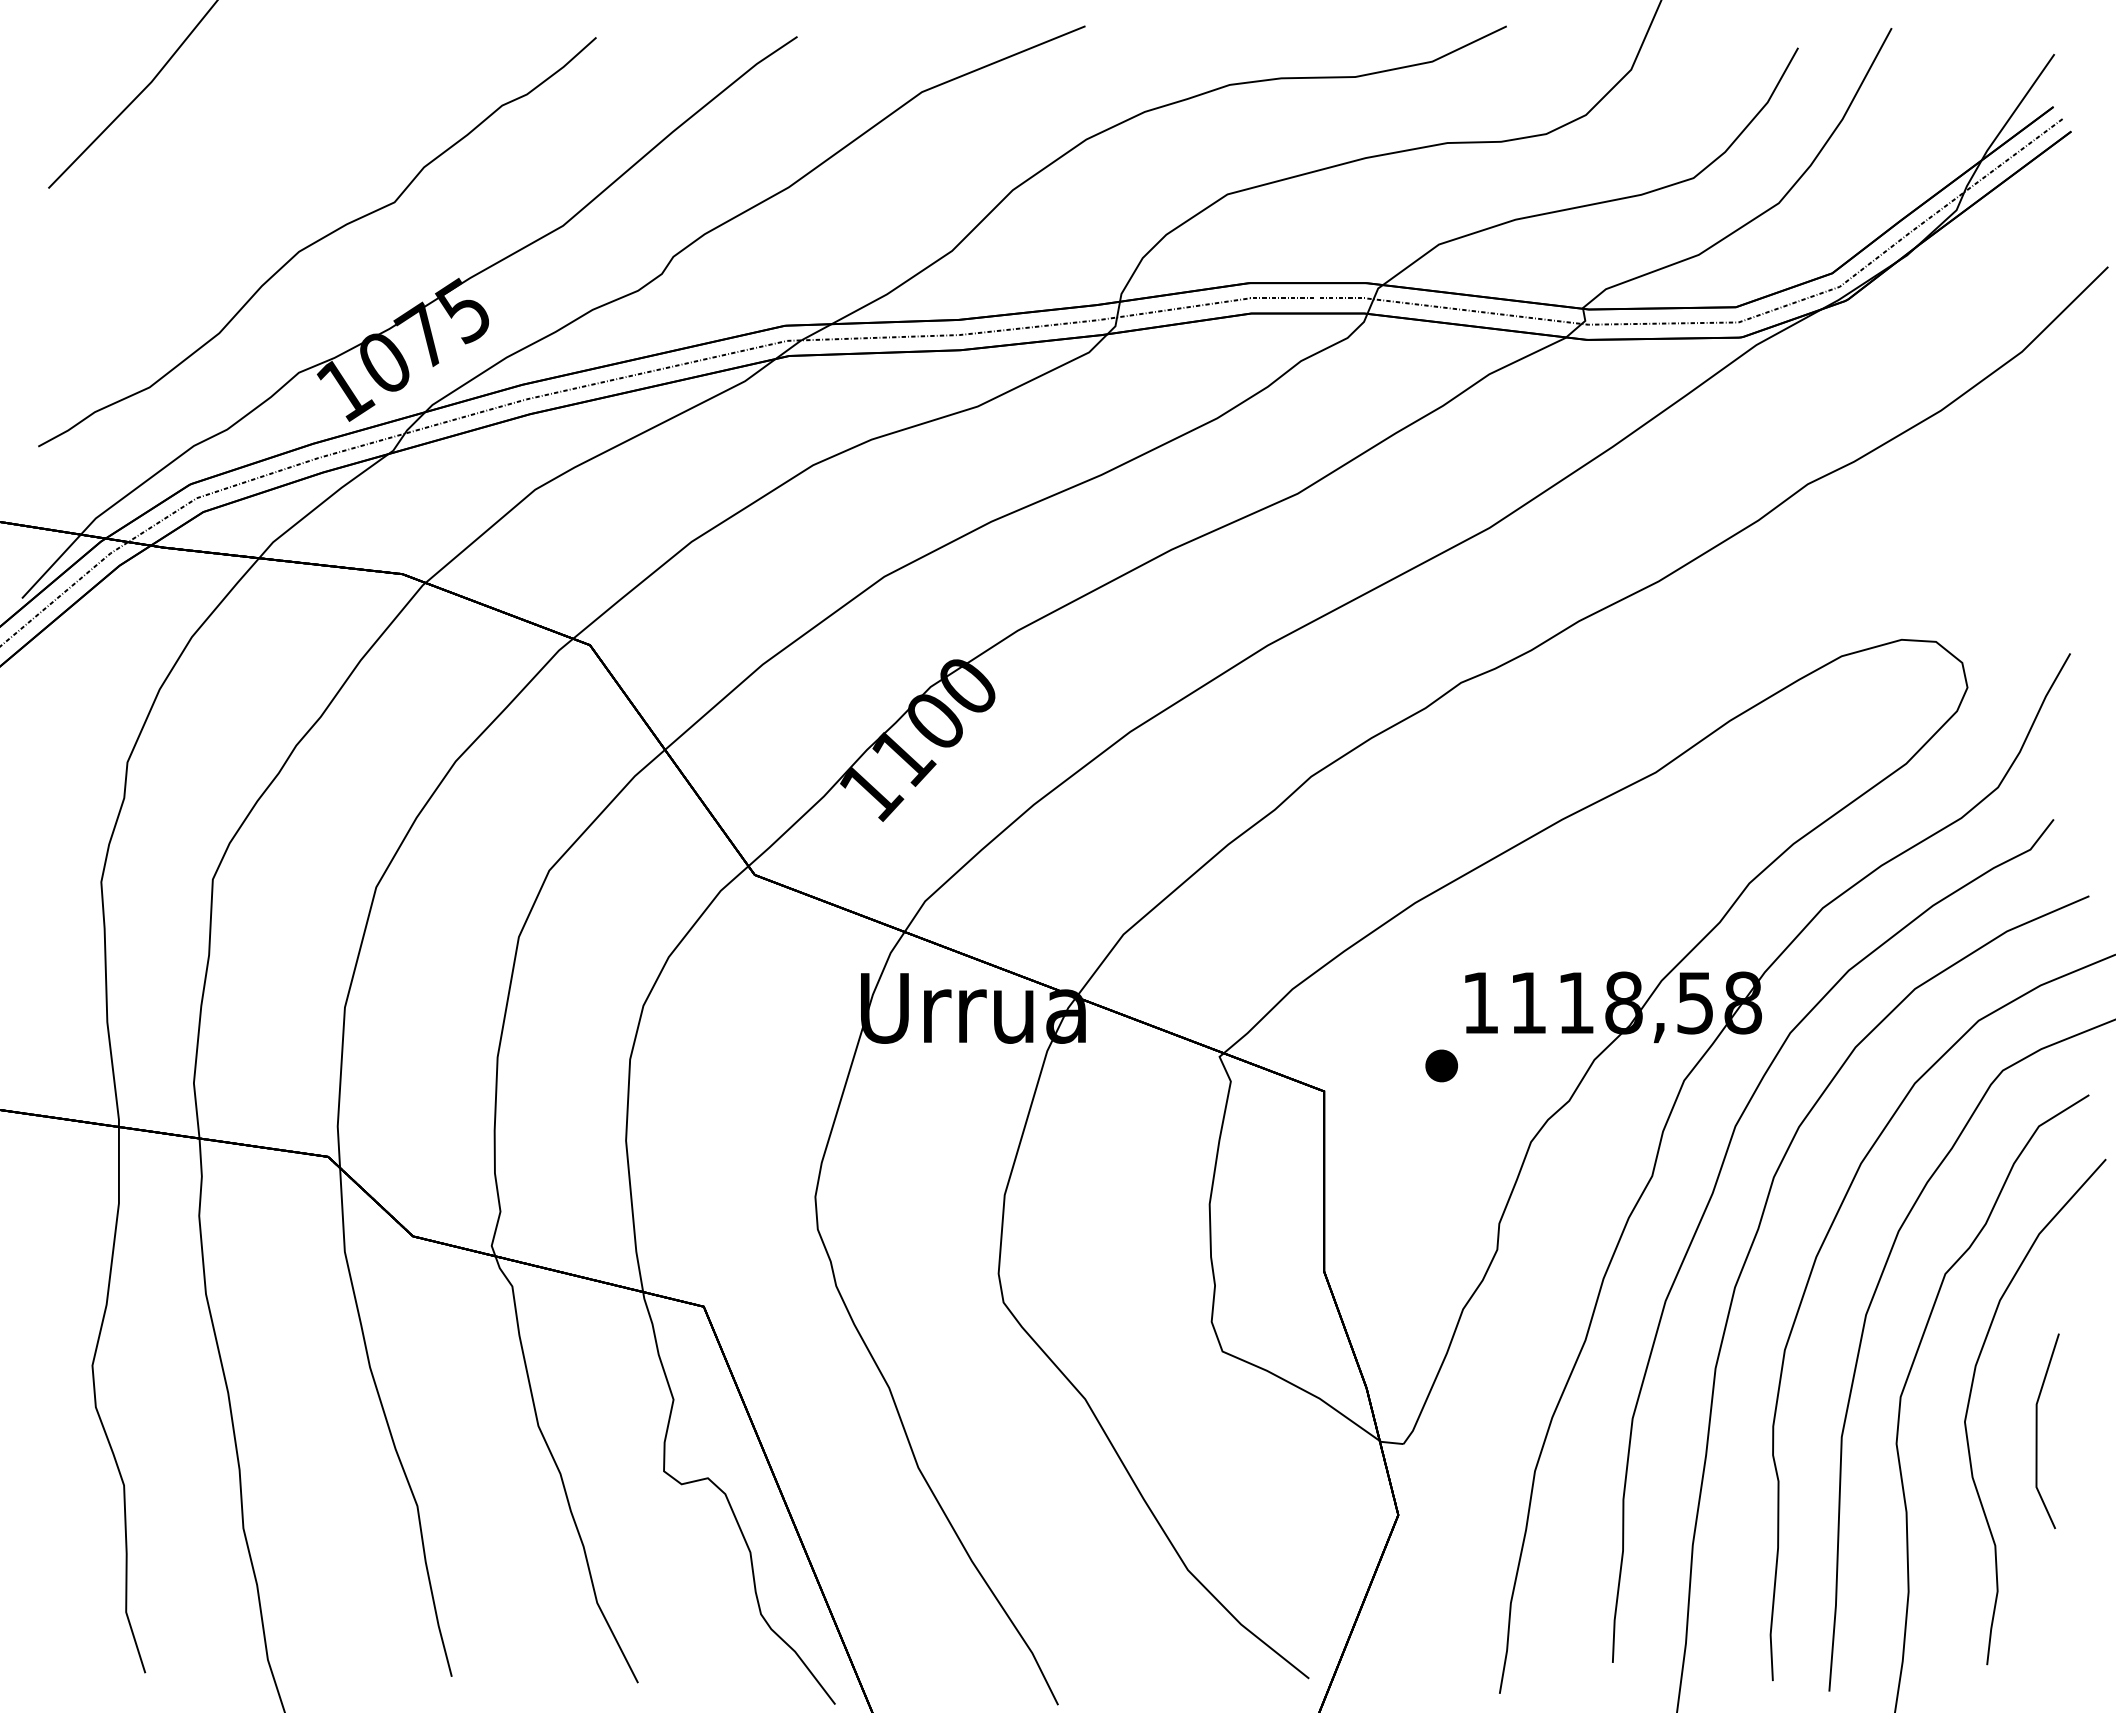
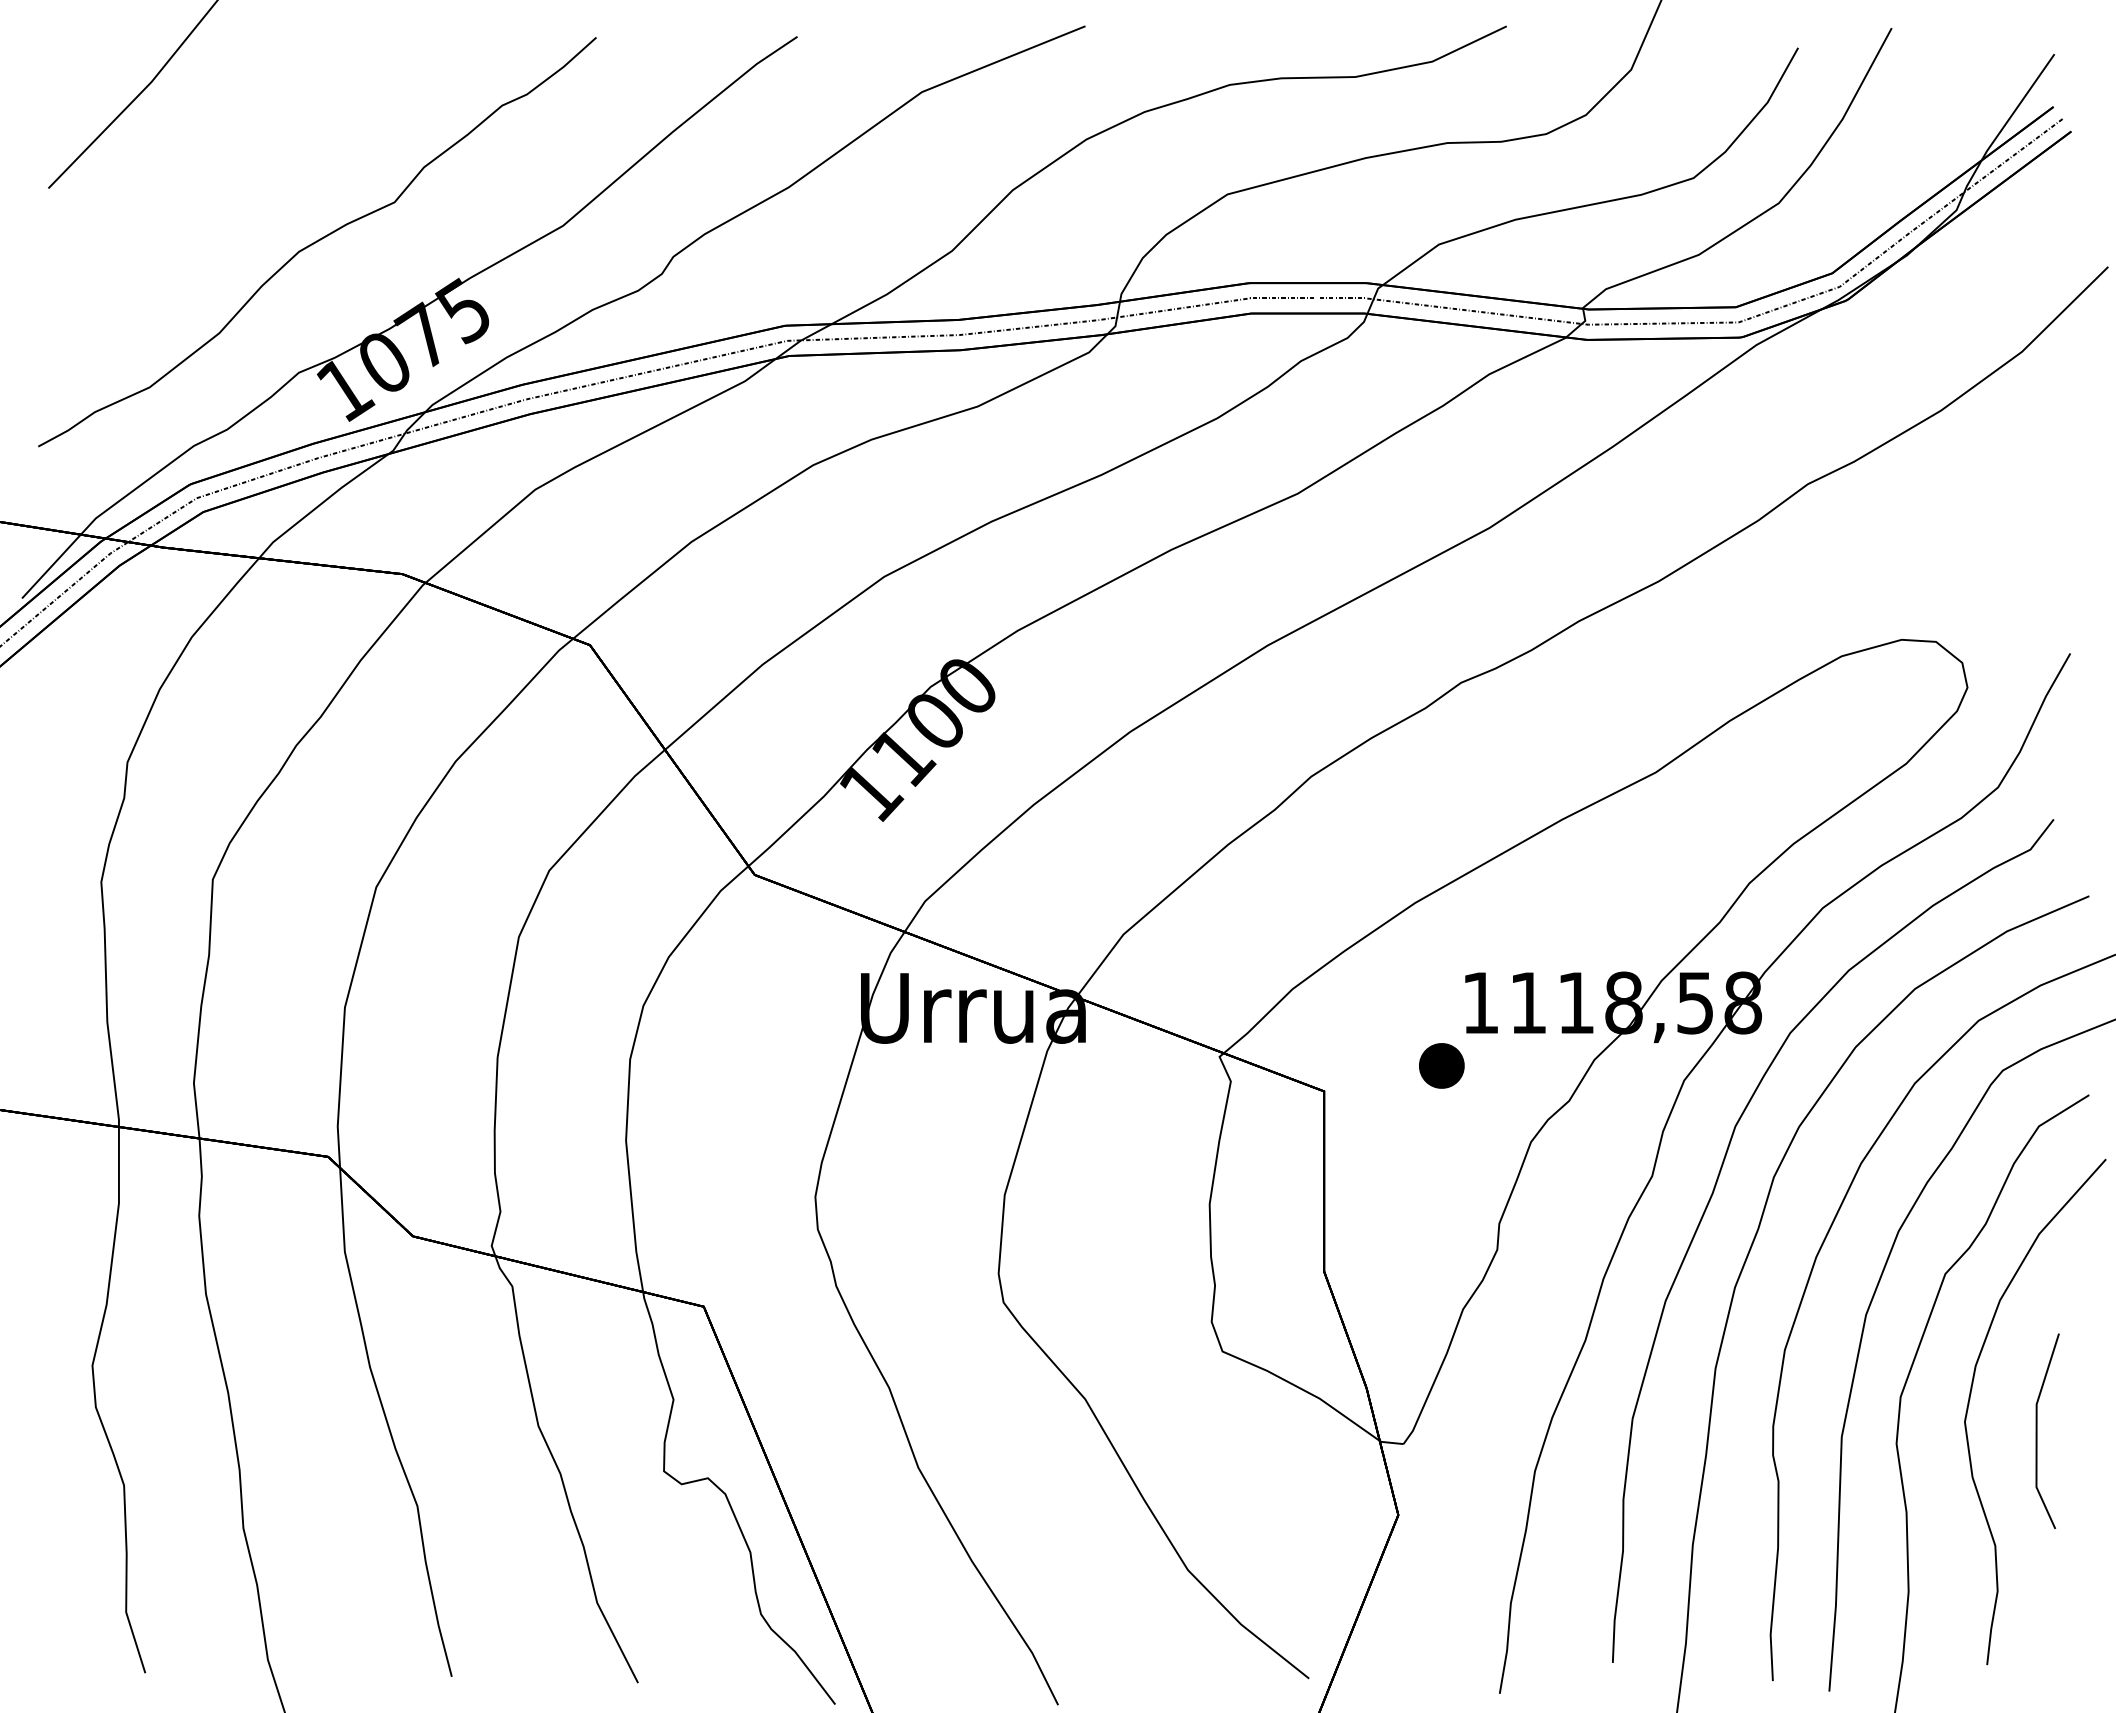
part size: 33x34 px -> 46x46 px (1441, 1065)
